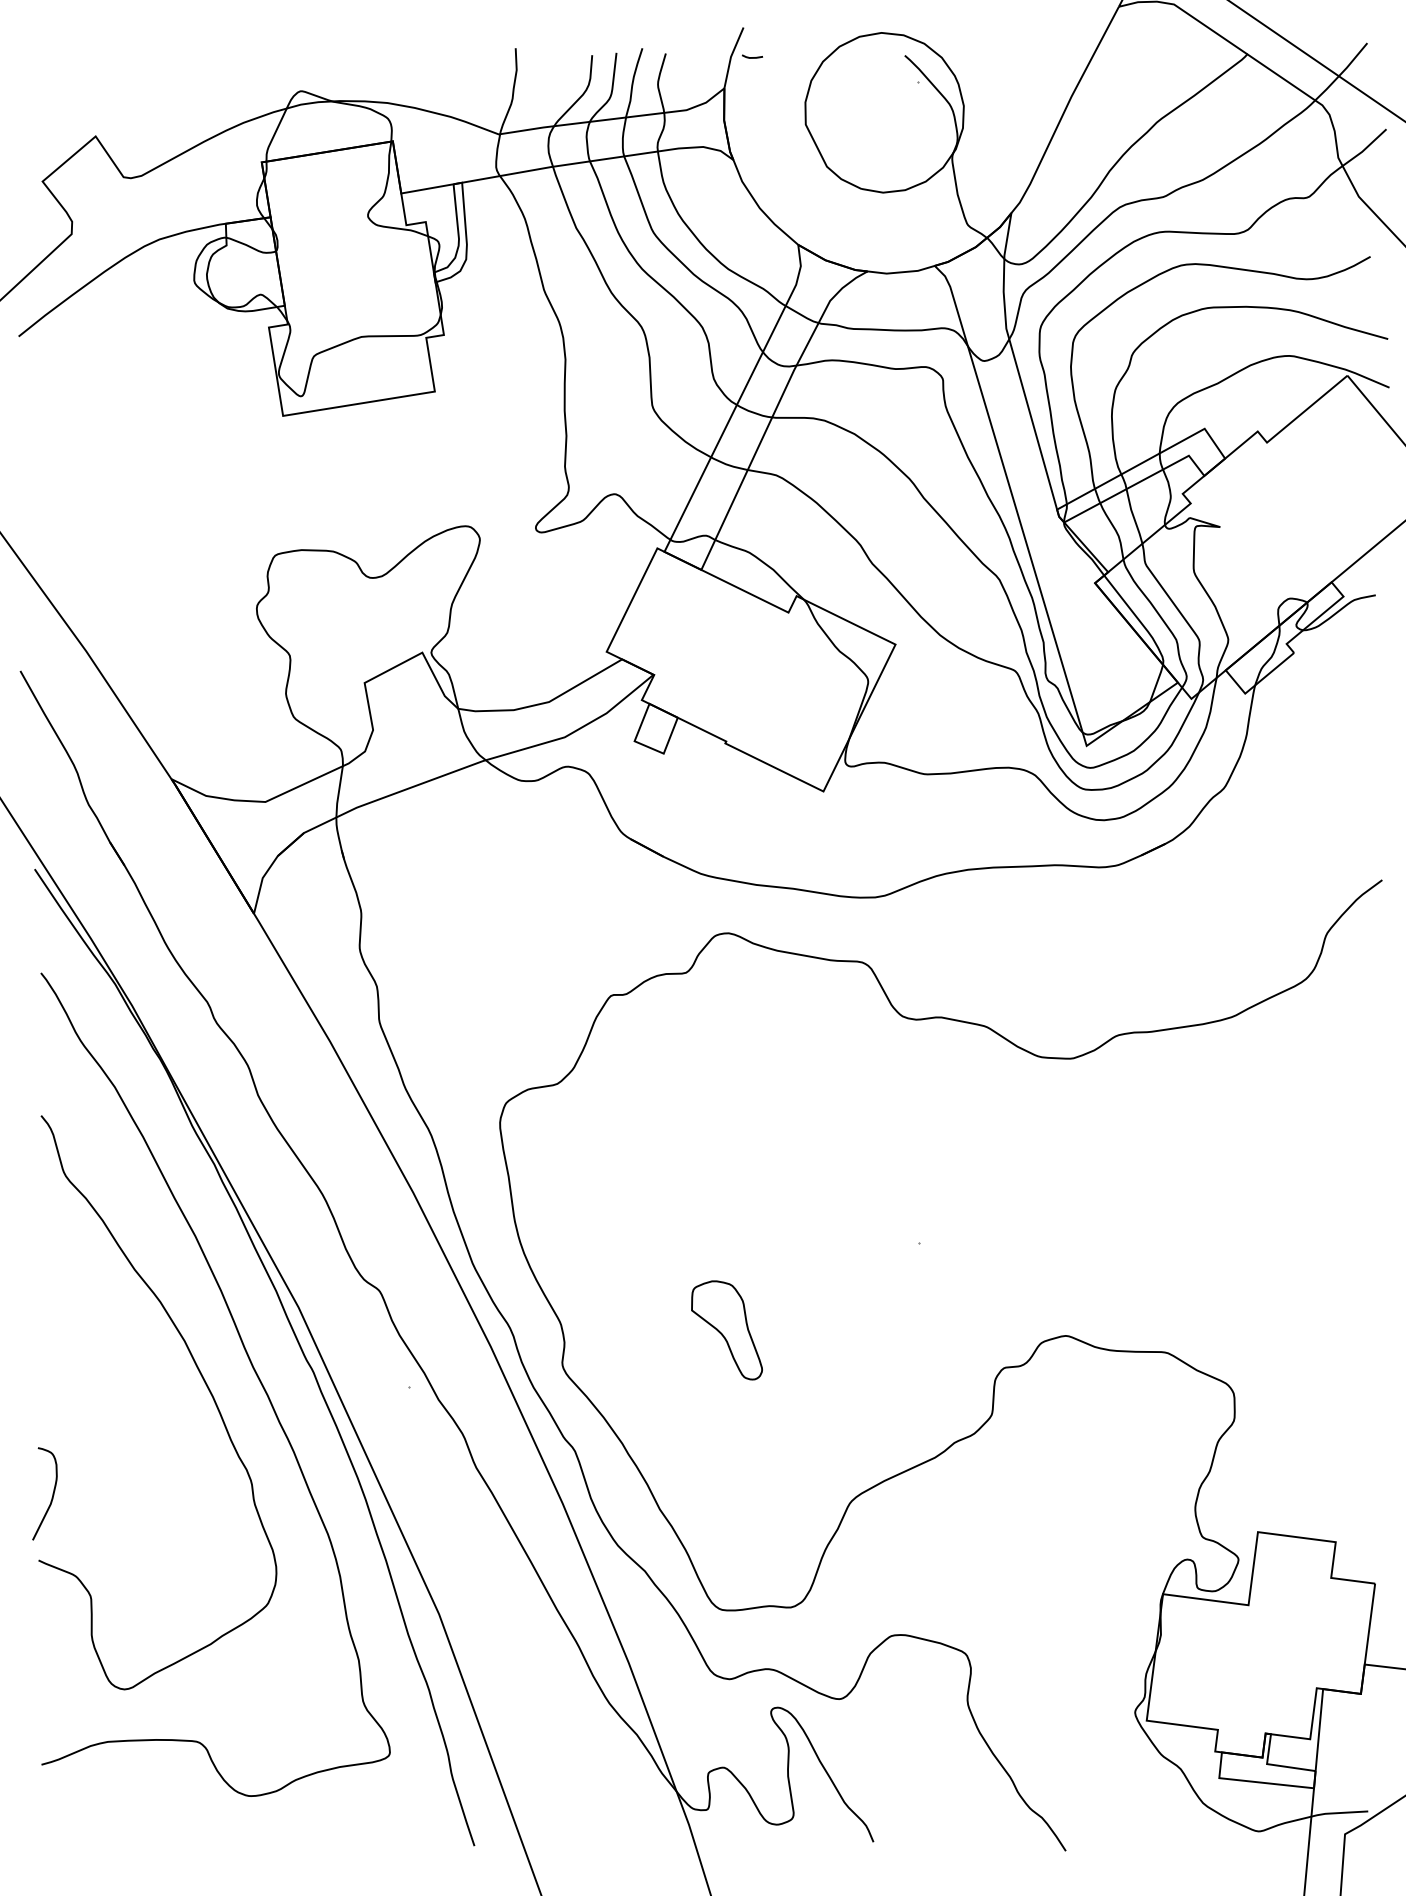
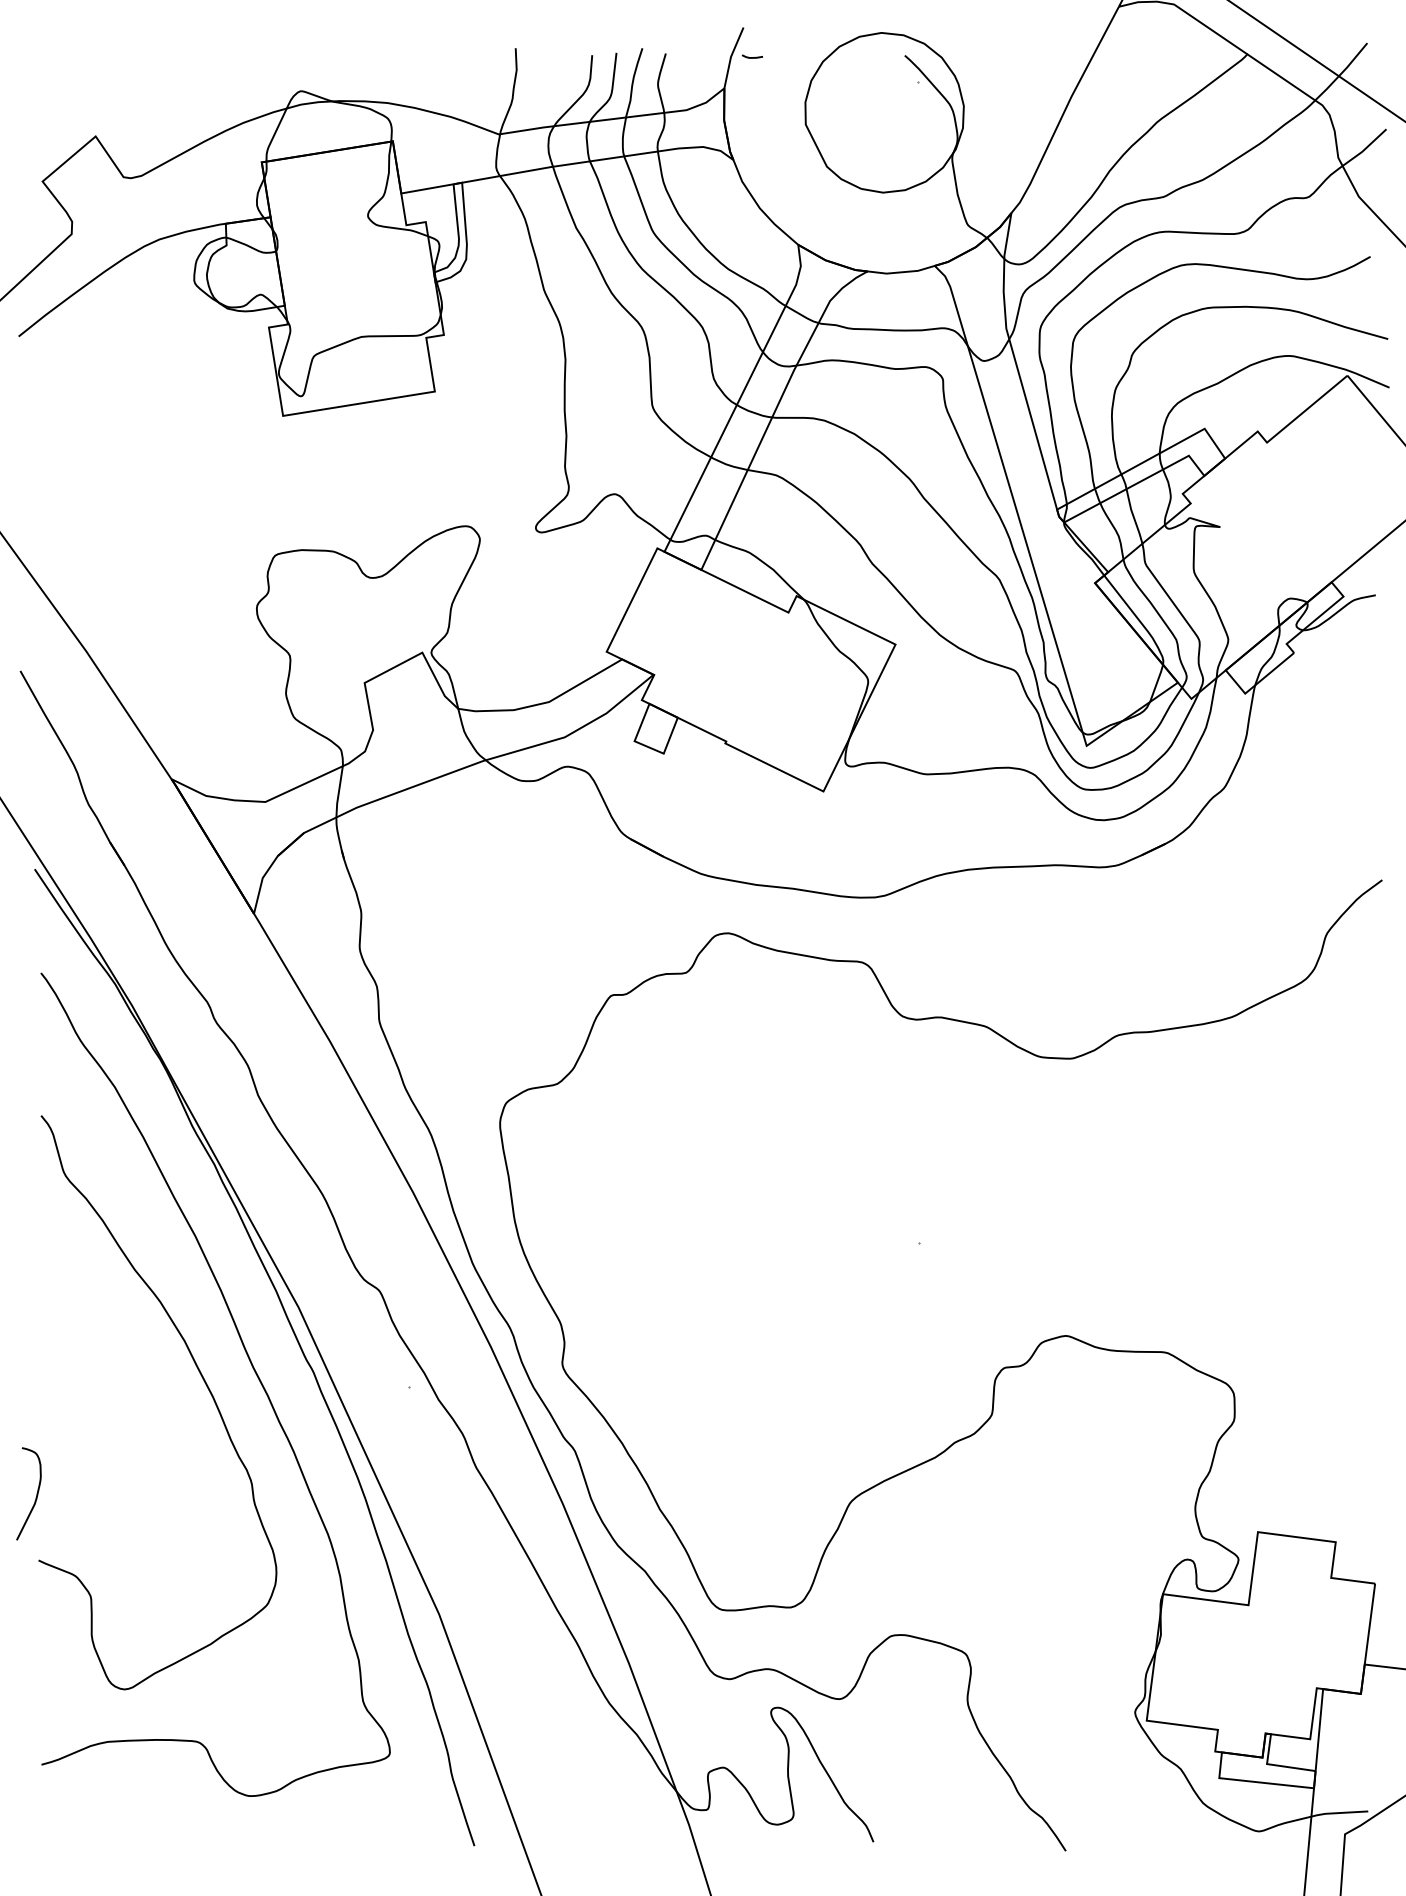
part: present -> none (726, 1330)
curve position: (52, 1493) -> (36, 1493) (36, 1493)
